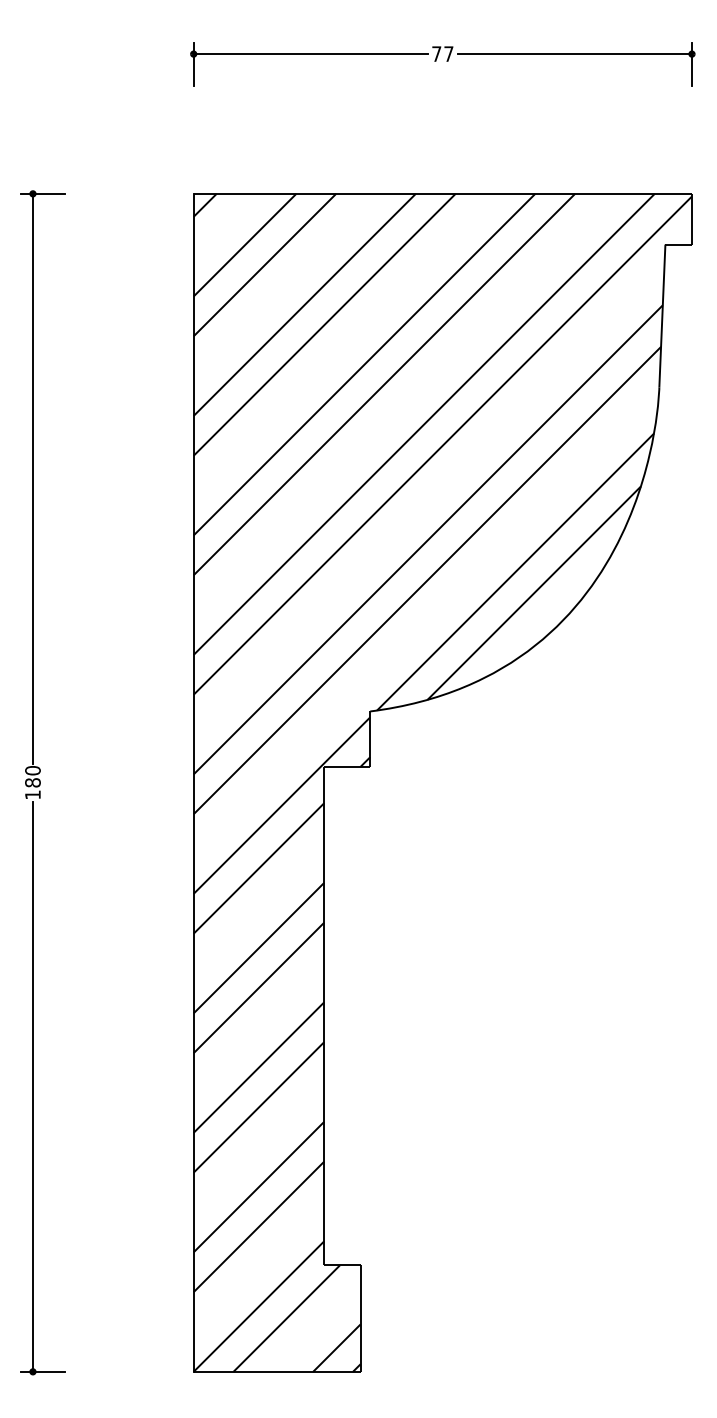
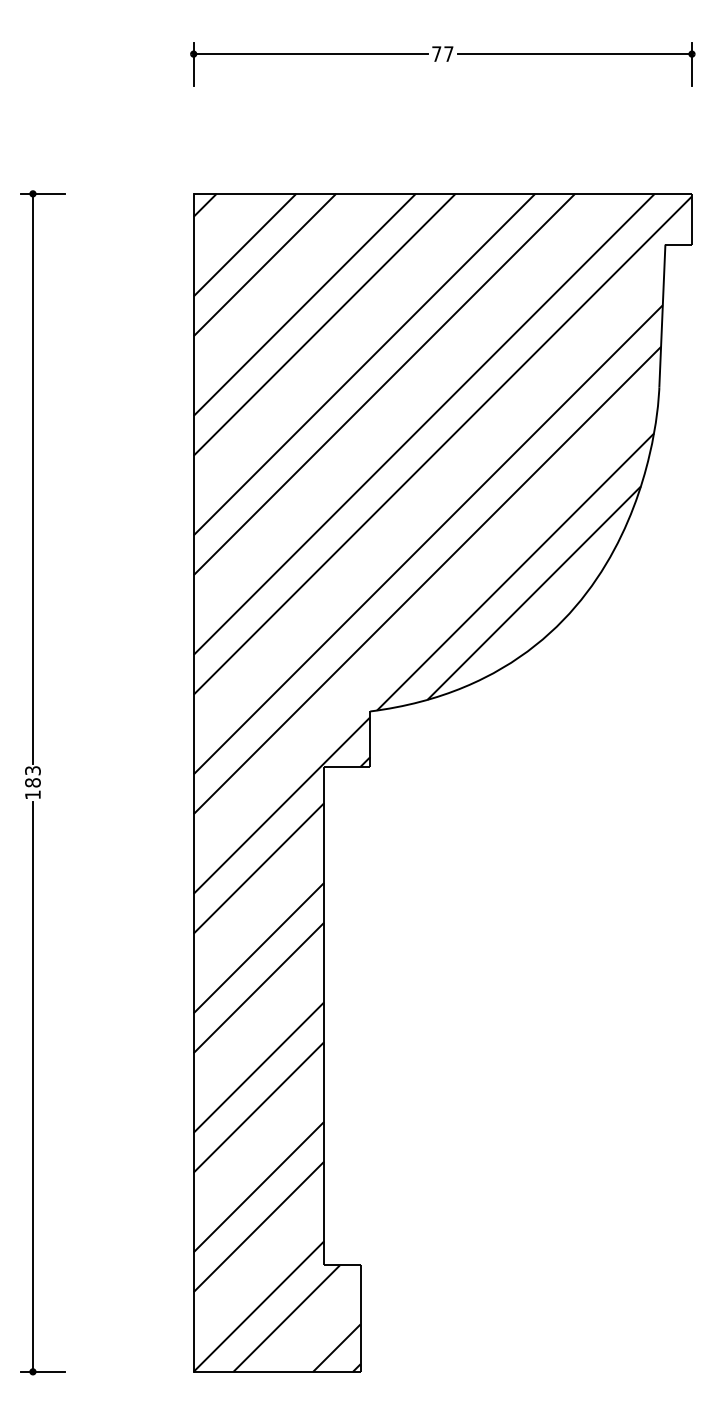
text: 180 -> 183 (32, 770)
